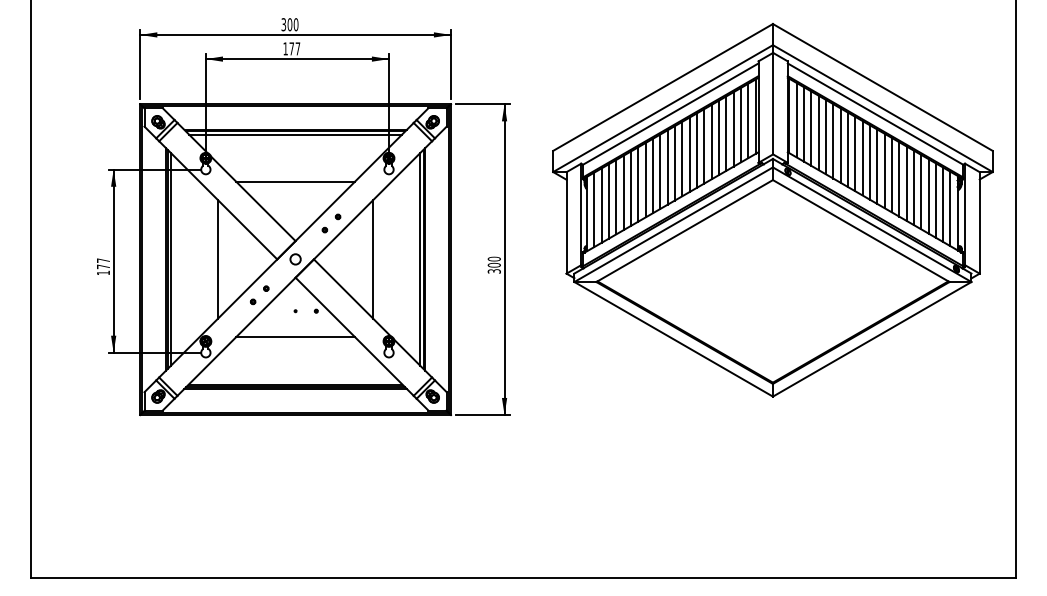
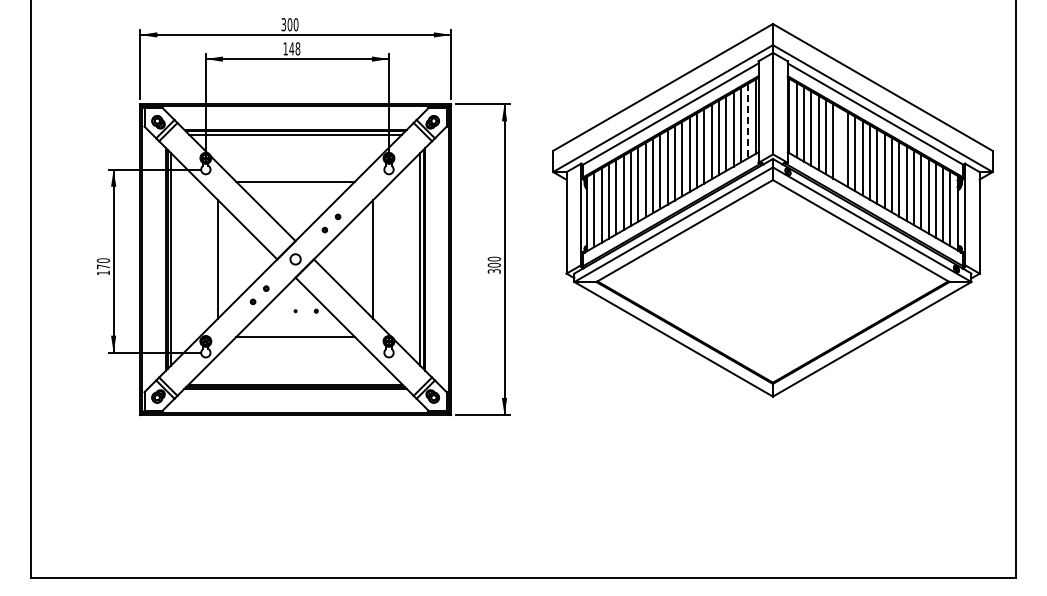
text: 177 -> 148 (294, 48)
line: solid -> dashed (748, 121)
line: present -> none (840, 145)
text: 177 -> 170 (103, 260)
